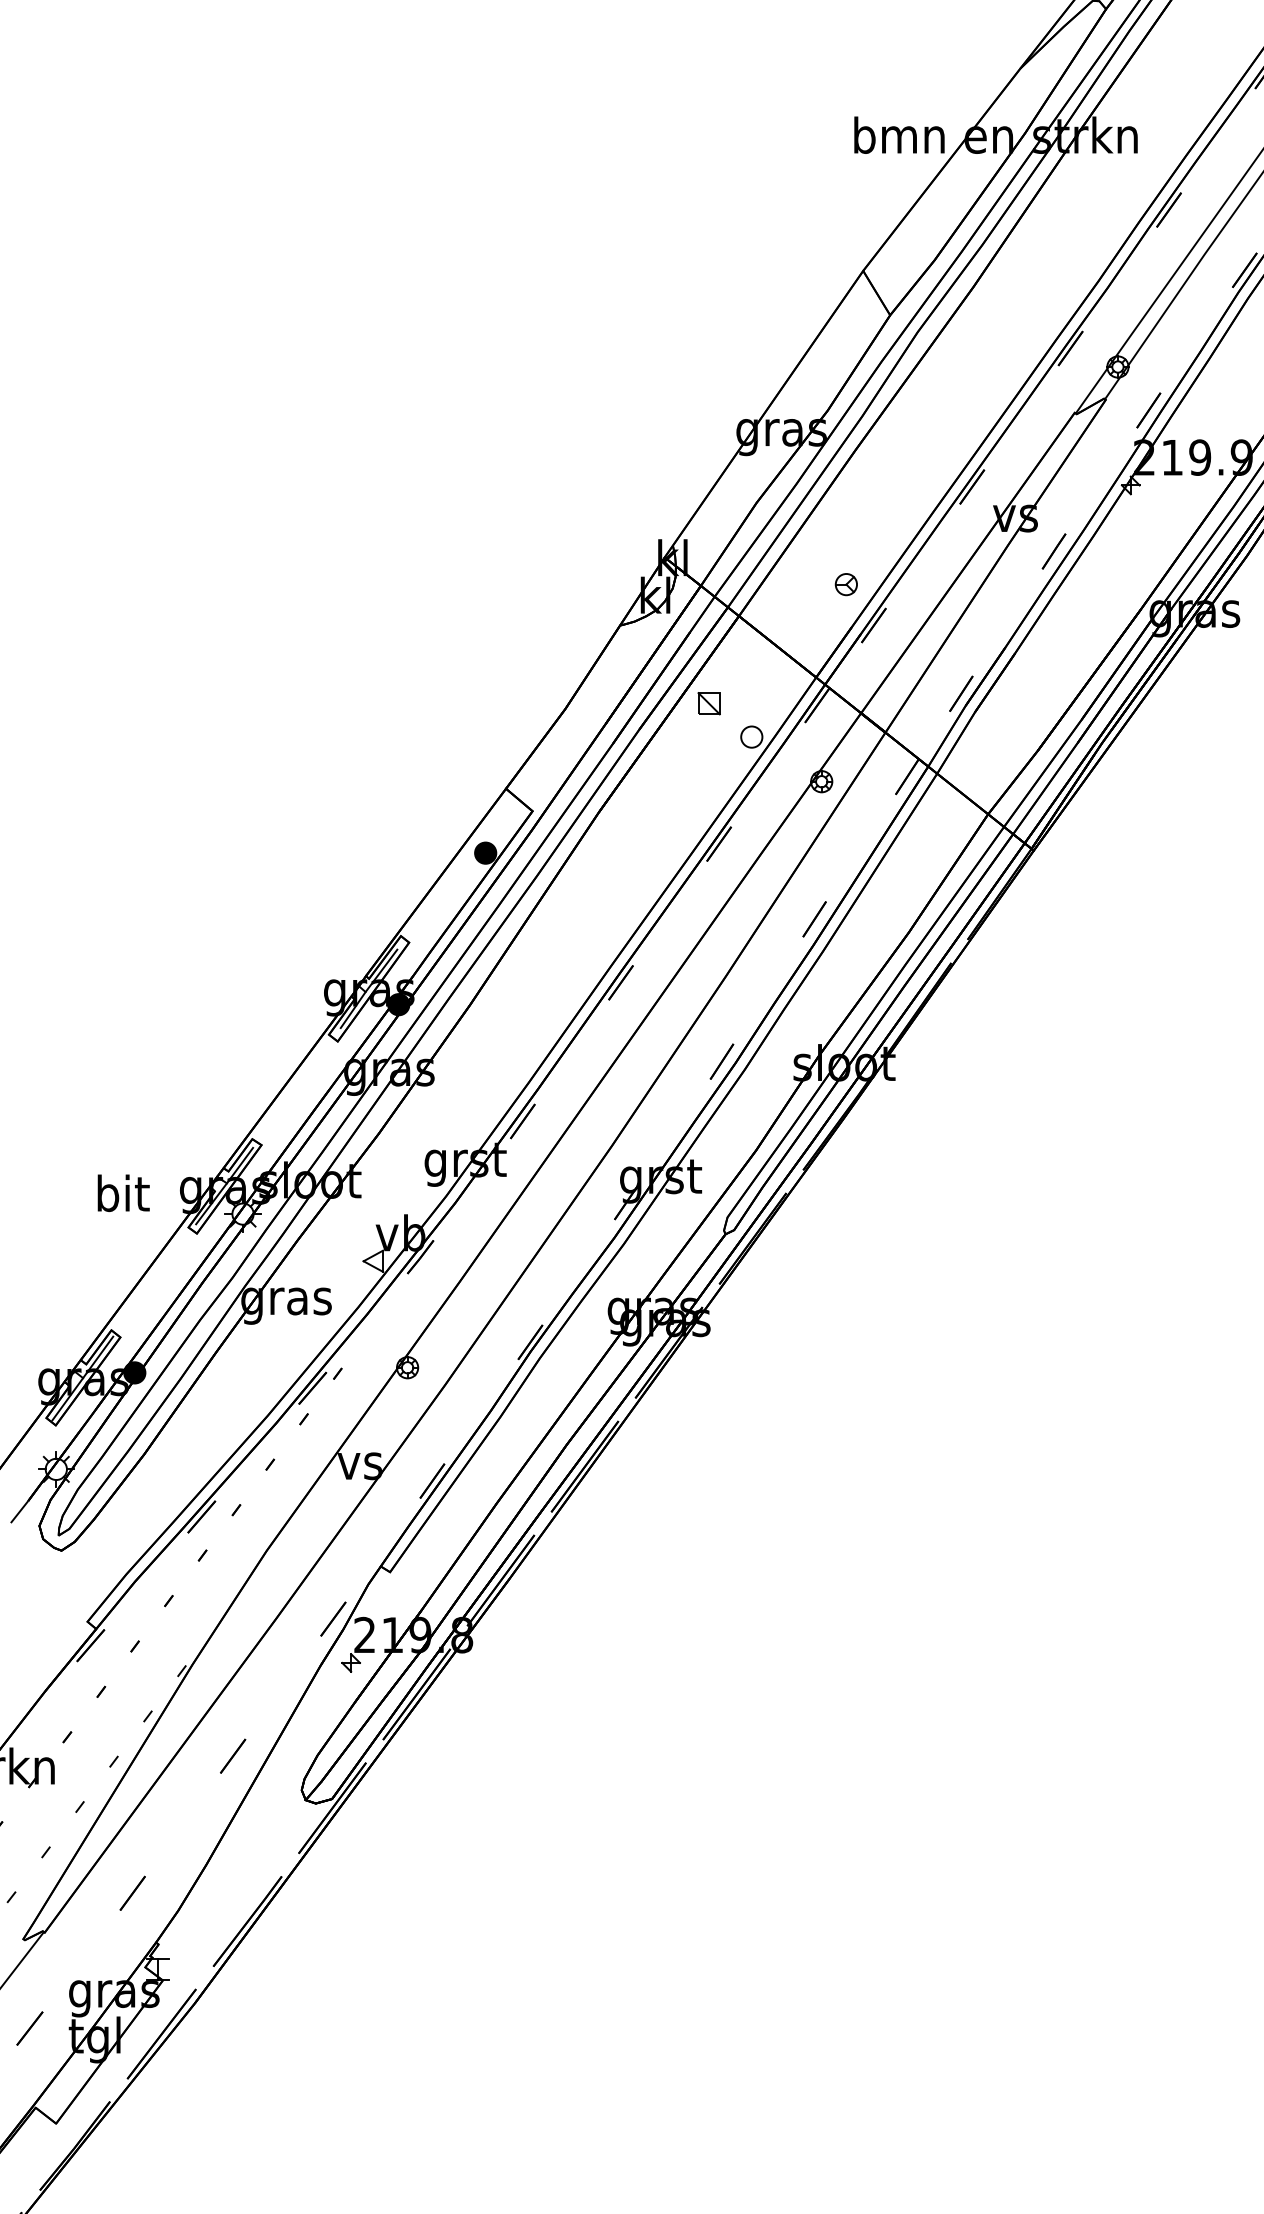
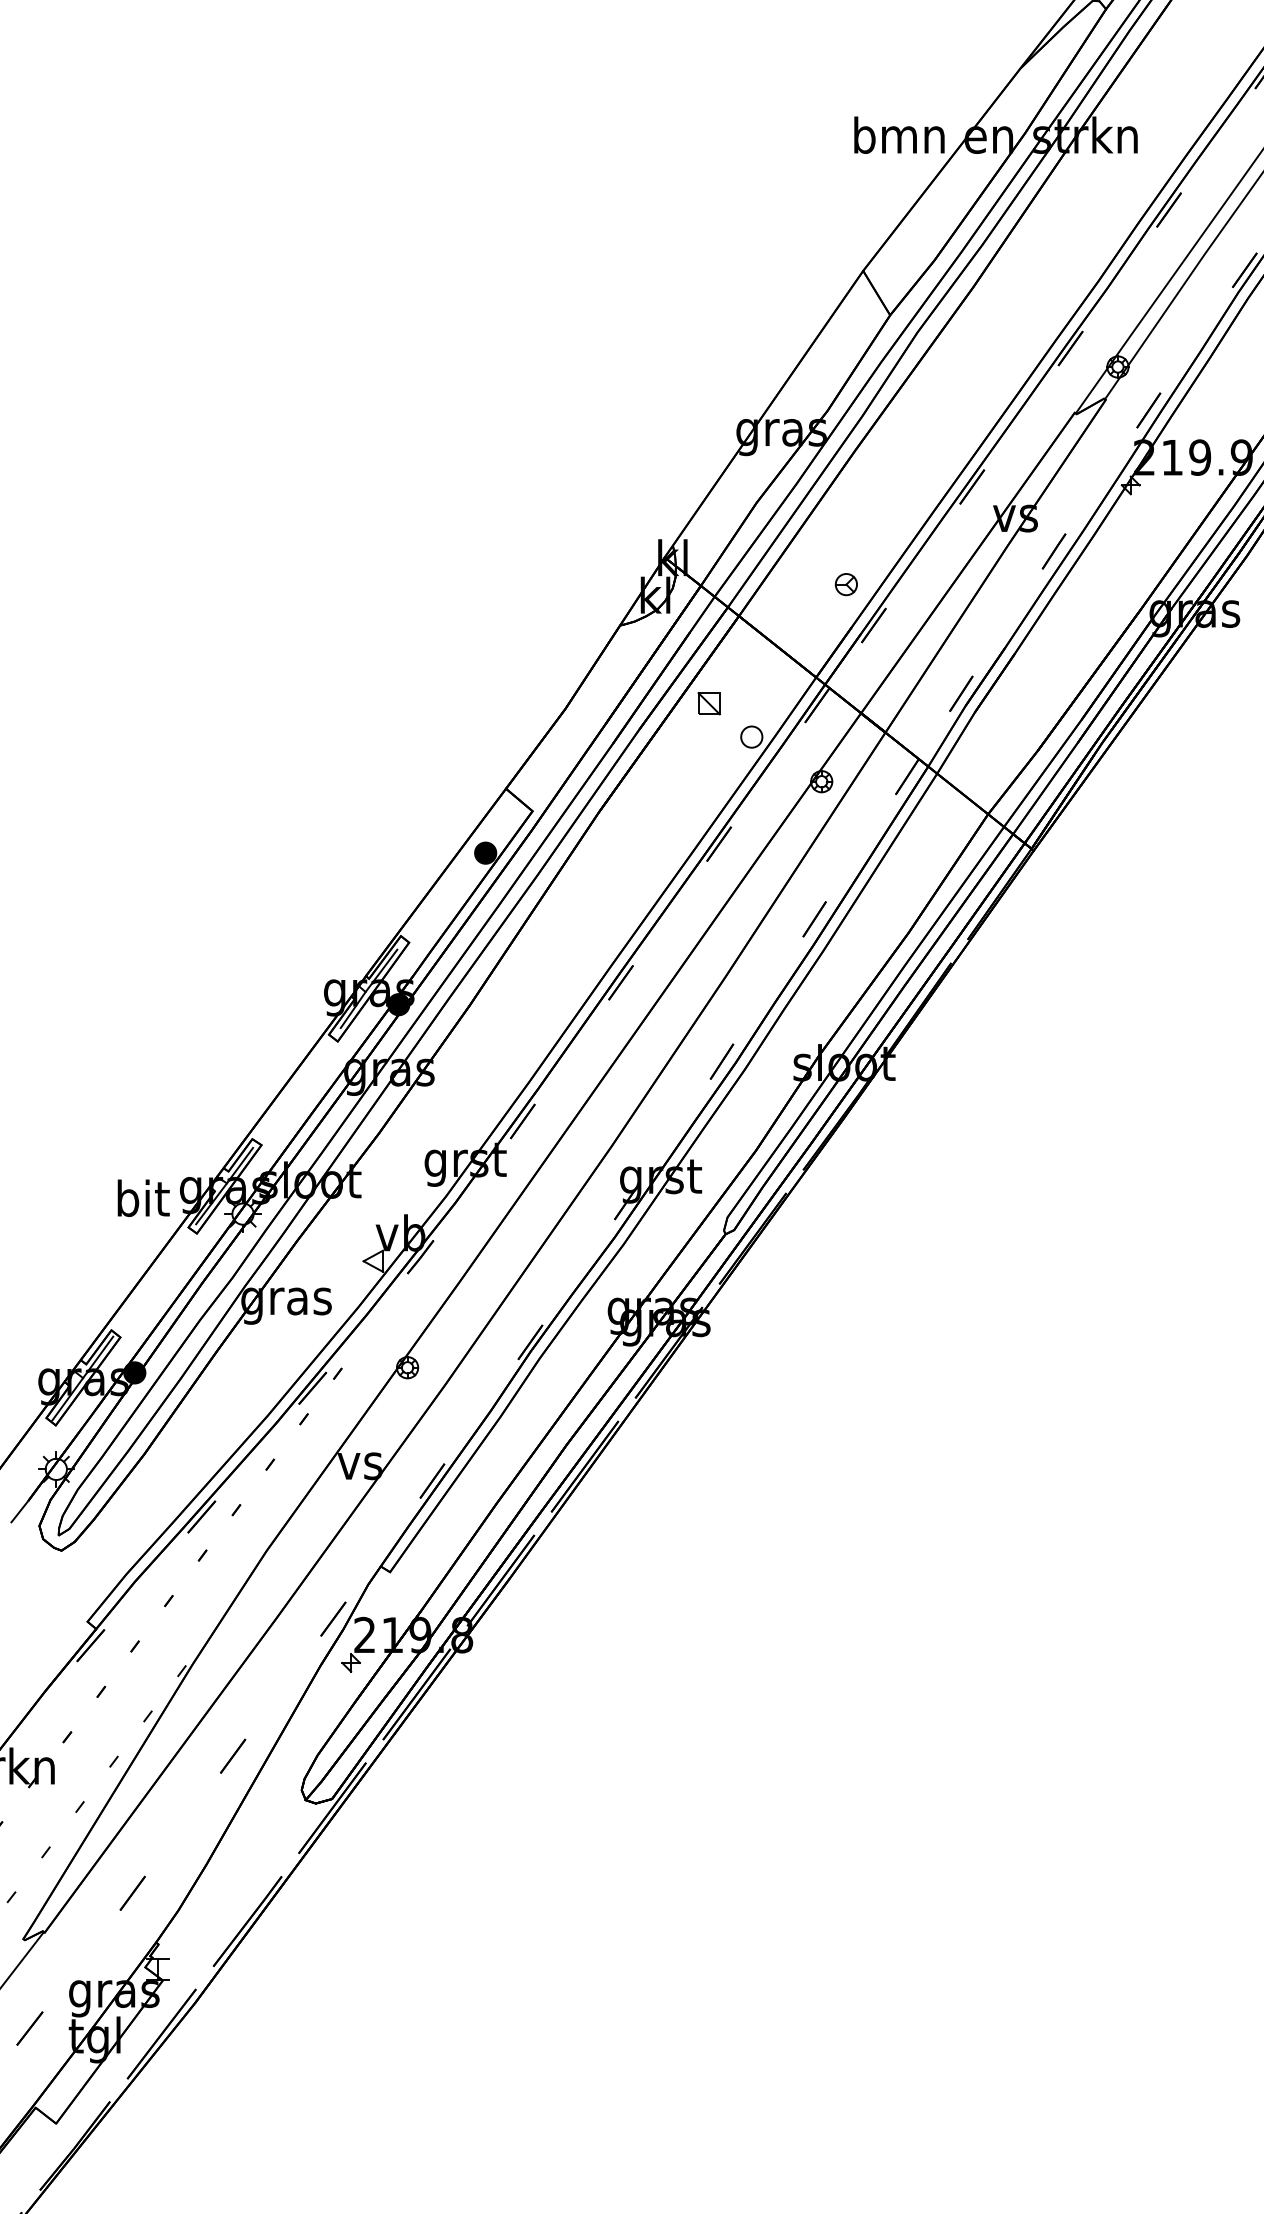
text position: (123, 1192) -> (143, 1197) (143, 1197)
